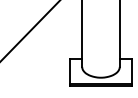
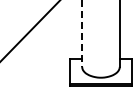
line: solid -> dashed (82, 34)
